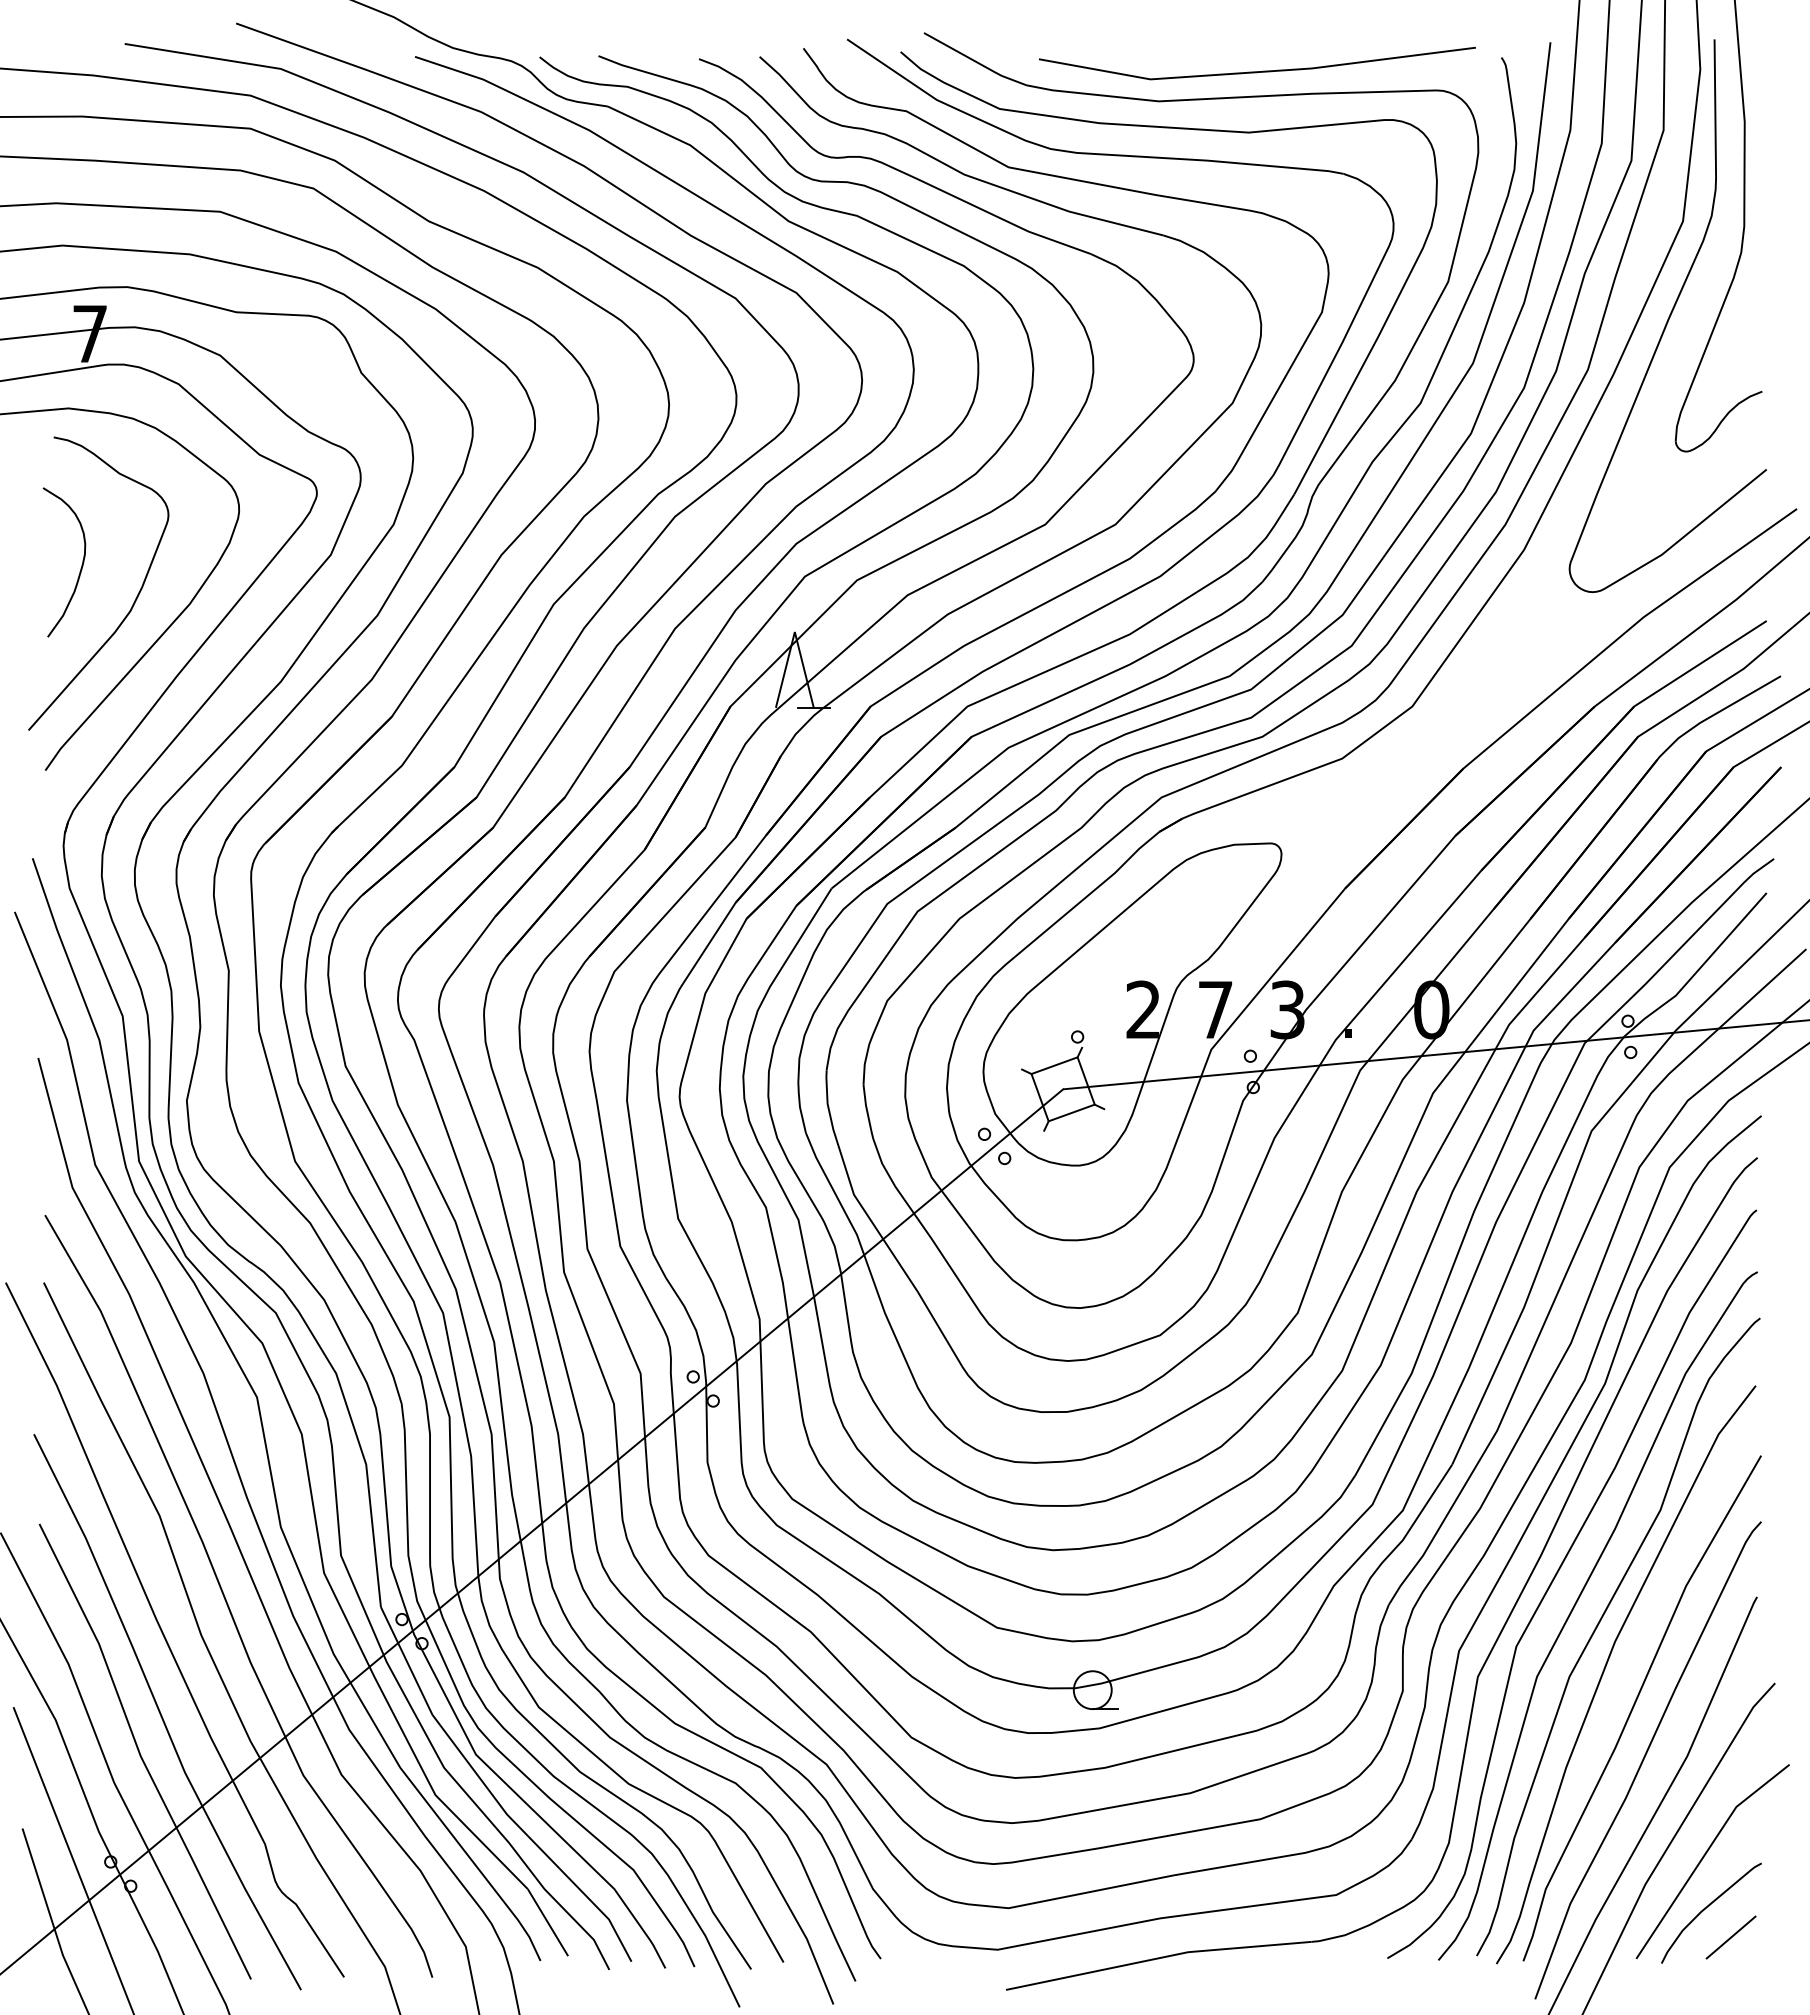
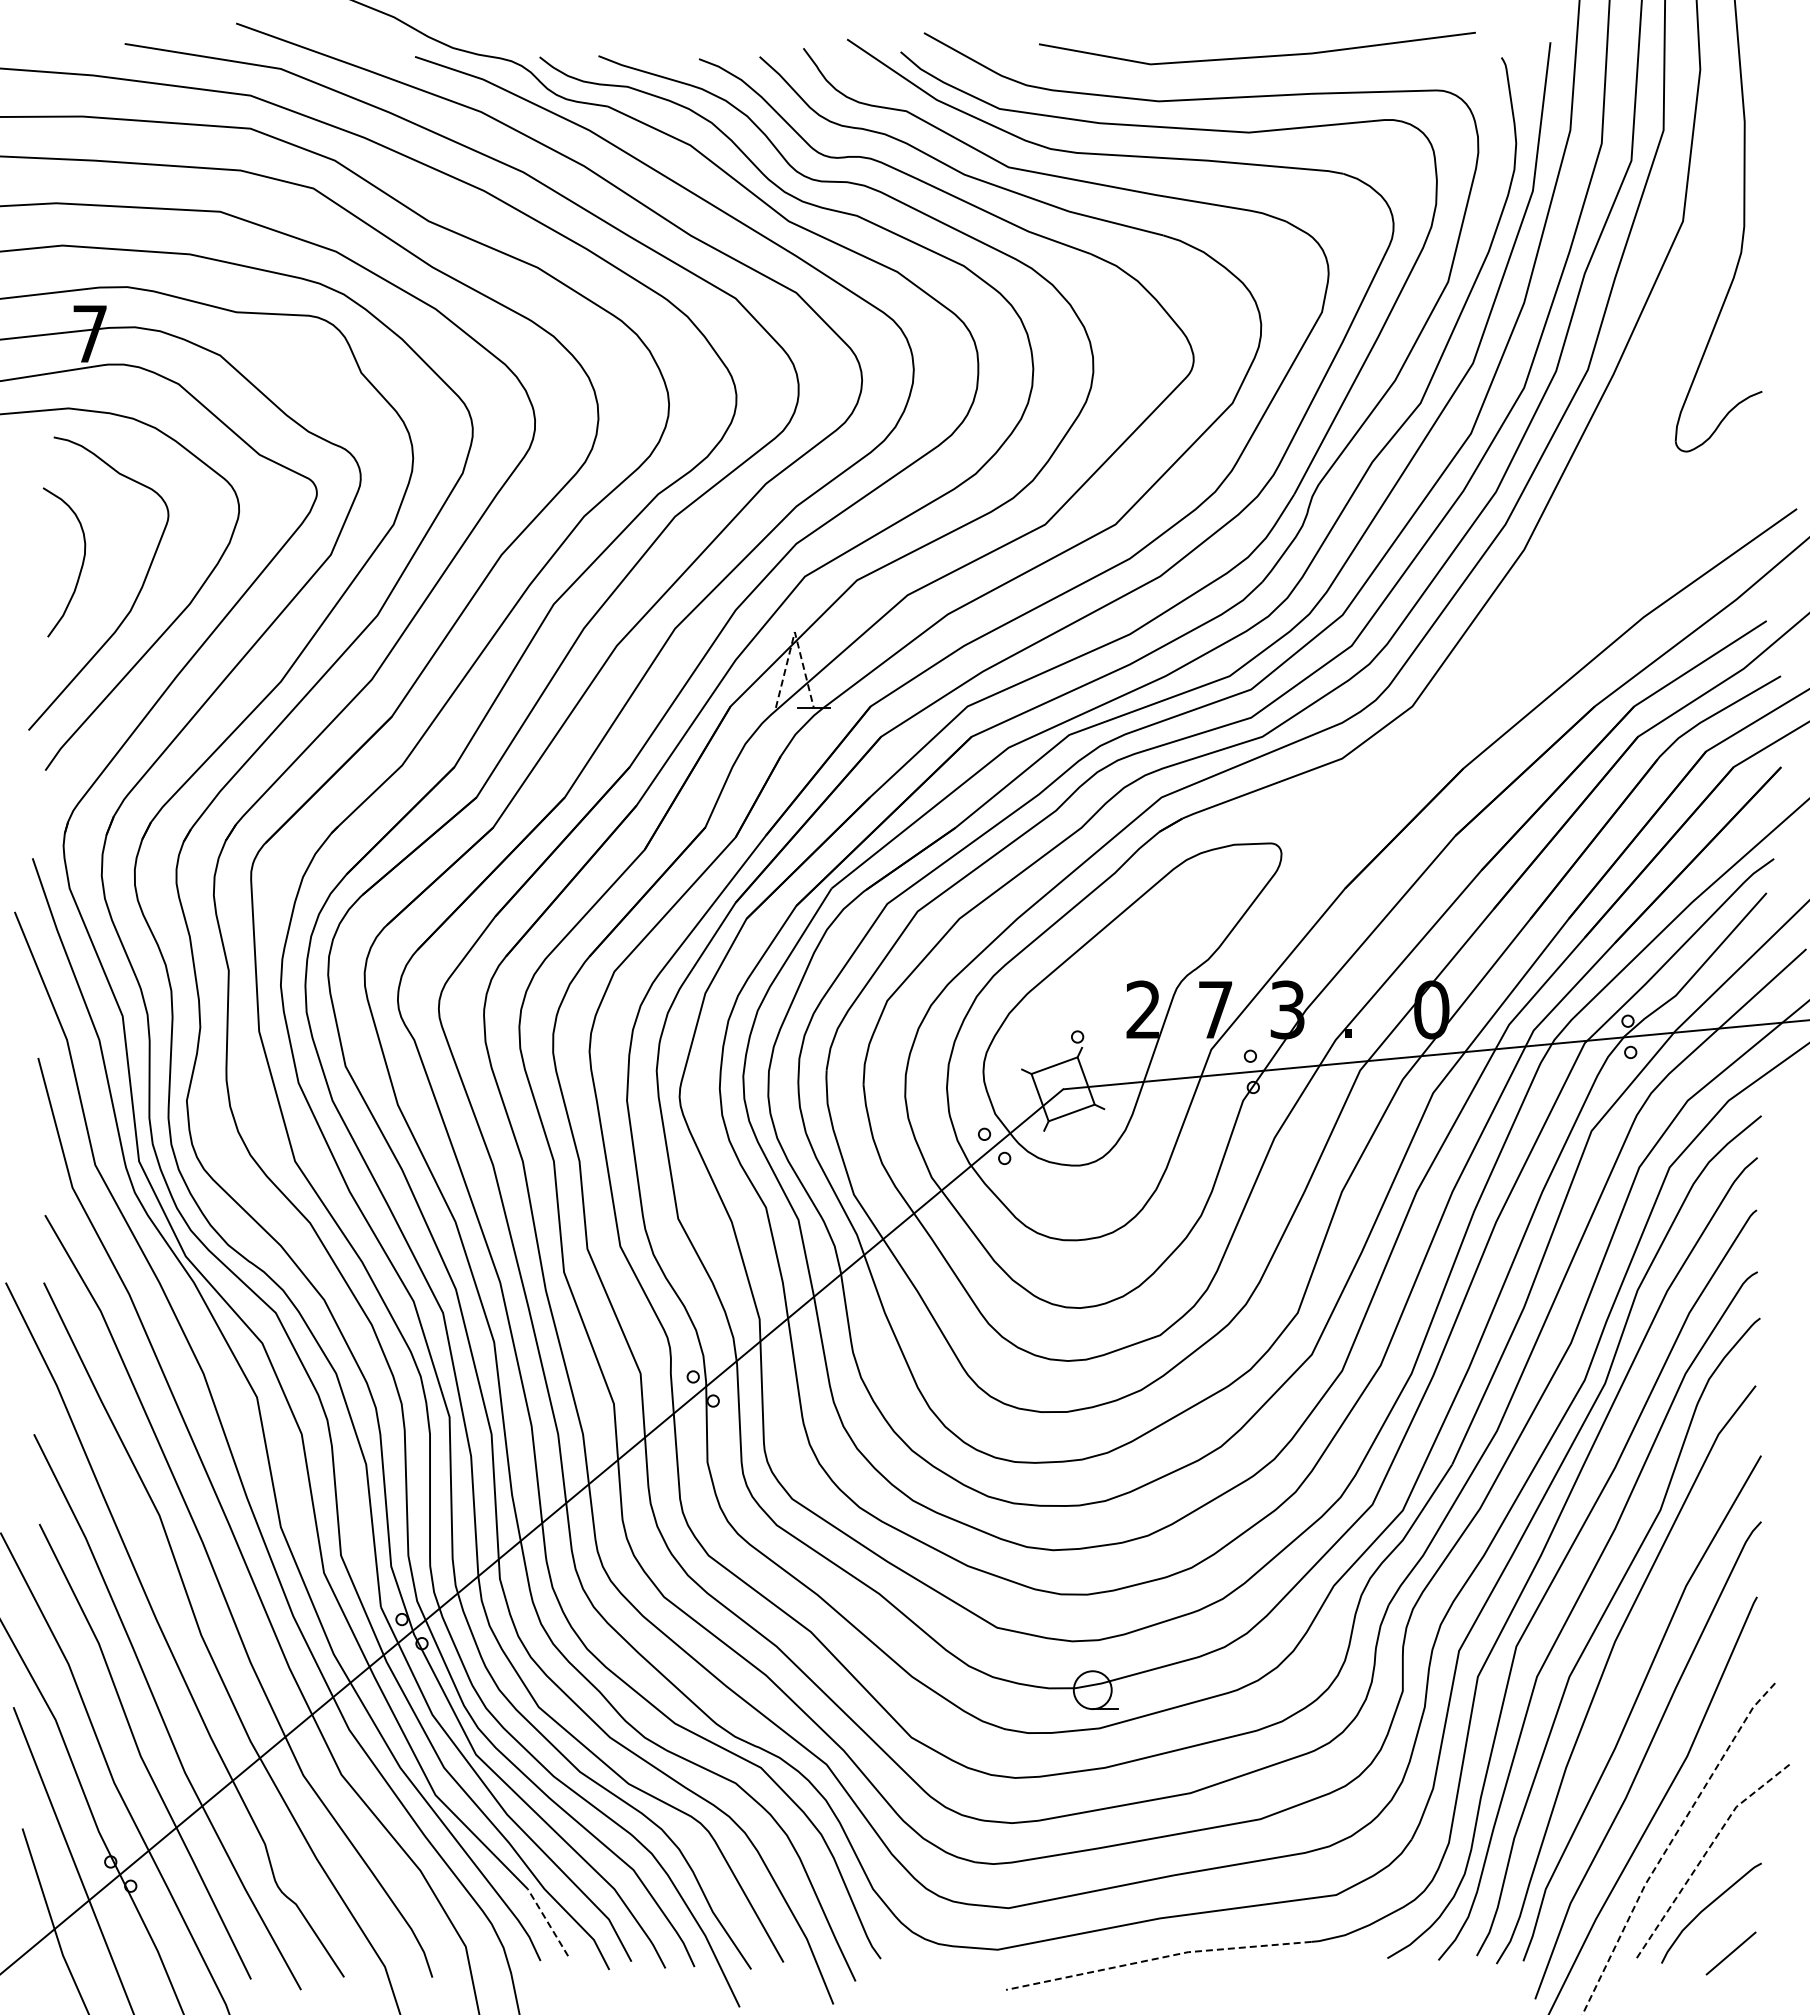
line position: (1257, 71) -> (1257, 56) (1257, 56)
curve: present -> none (1668, 316)
line: solid -> dashed (794, 632)
line: solid -> dashed (1670, 1843)
line: solid -> dashed (1705, 1854)
line: solid -> dashed (547, 1922)
line position: (1730, 1937) -> (1730, 1953) (1730, 1953)
line: solid -> dashed (1157, 1958)
